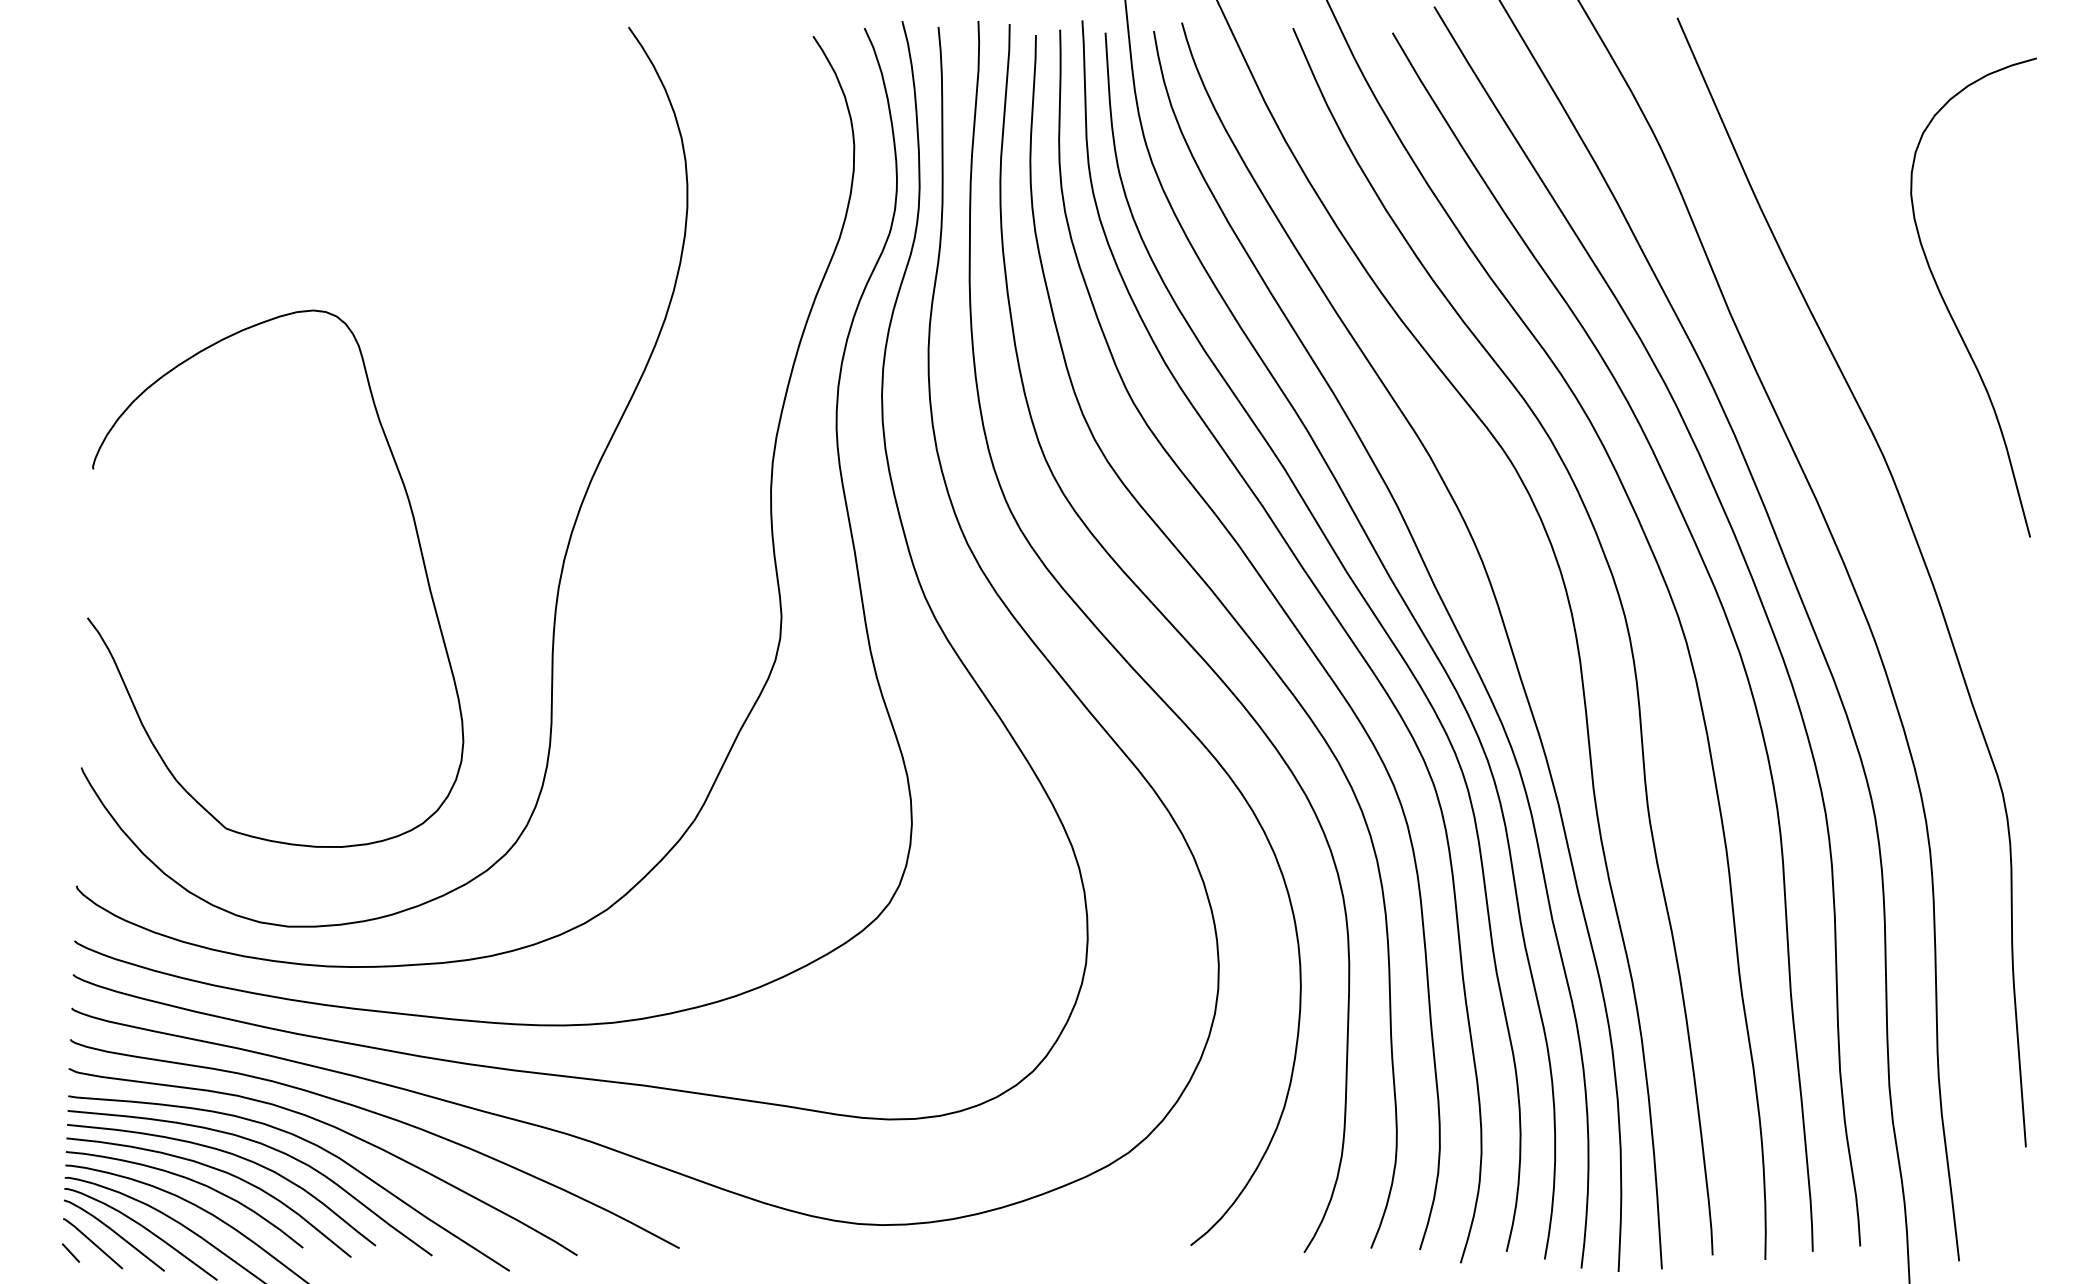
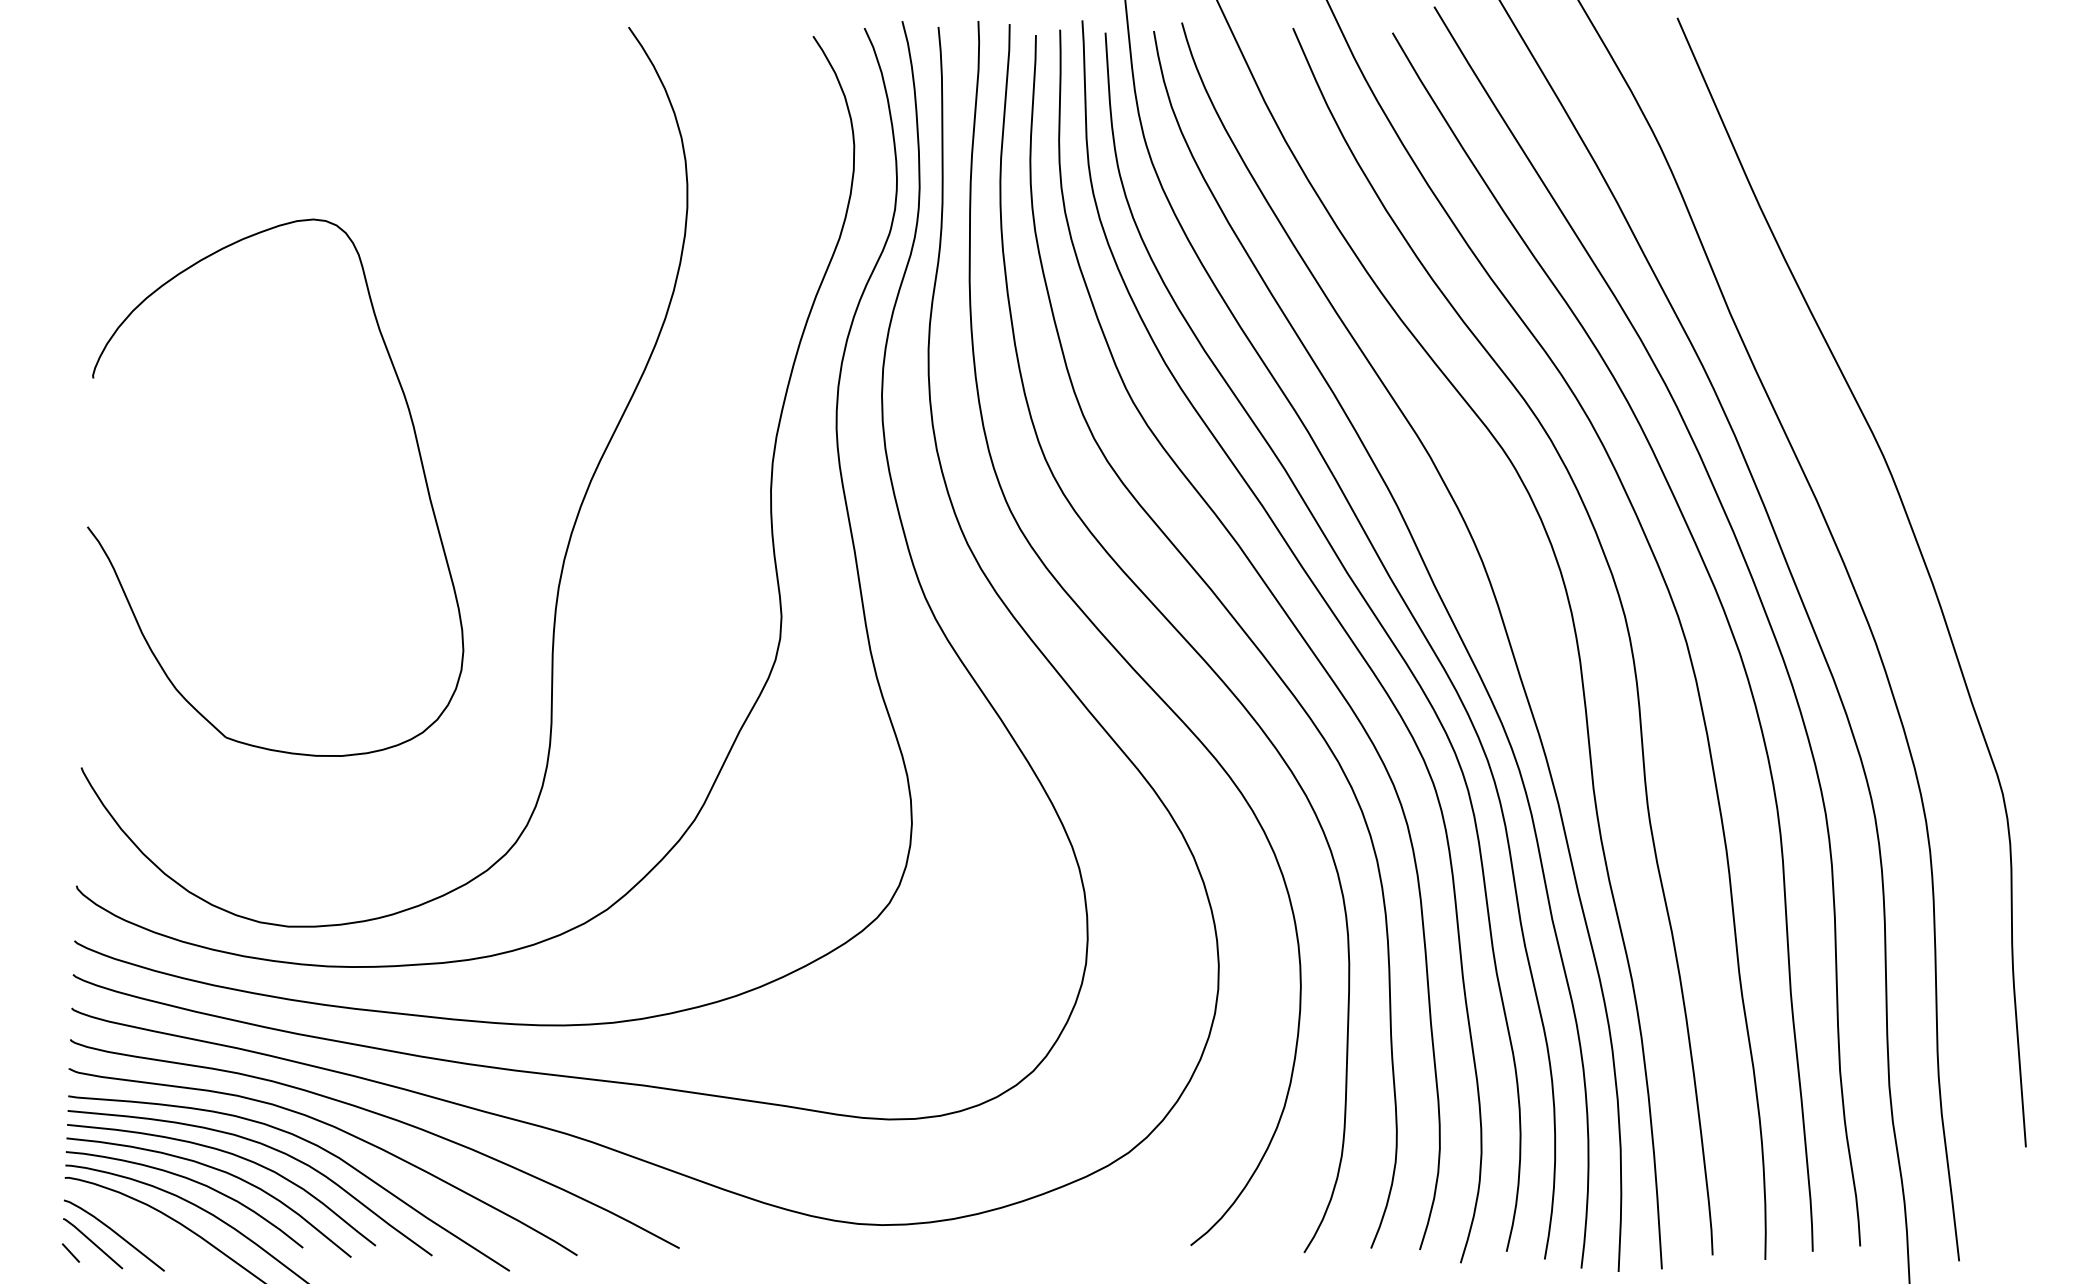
curve: present -> none (1949, 310)
part position: (418, 544) -> (418, 453) (418, 453)
curve: present -> none (143, 1228)
